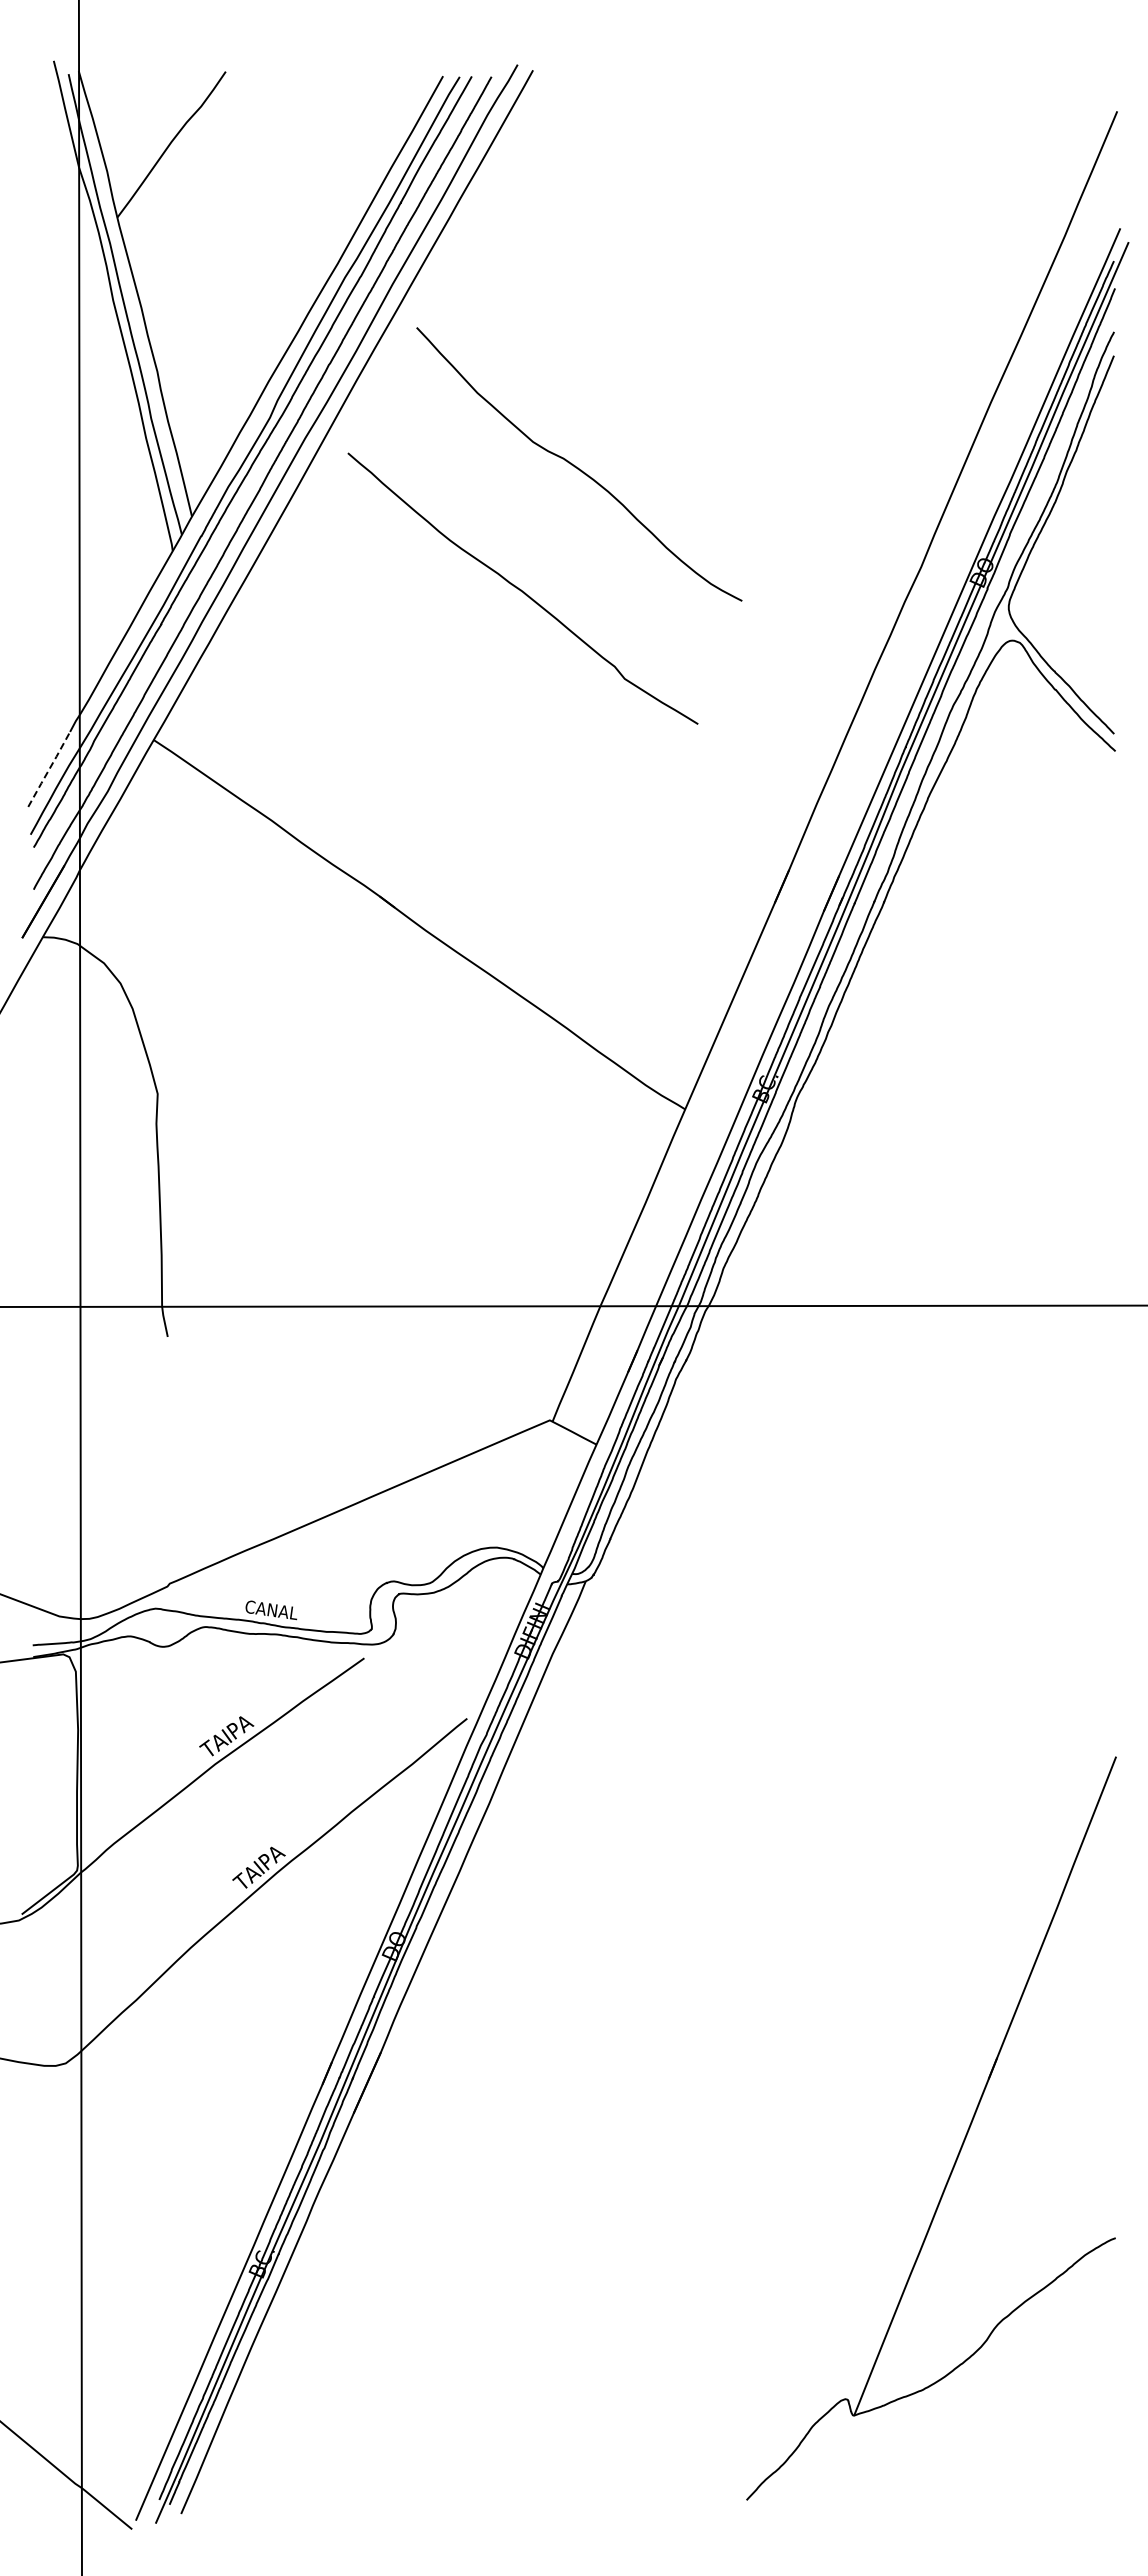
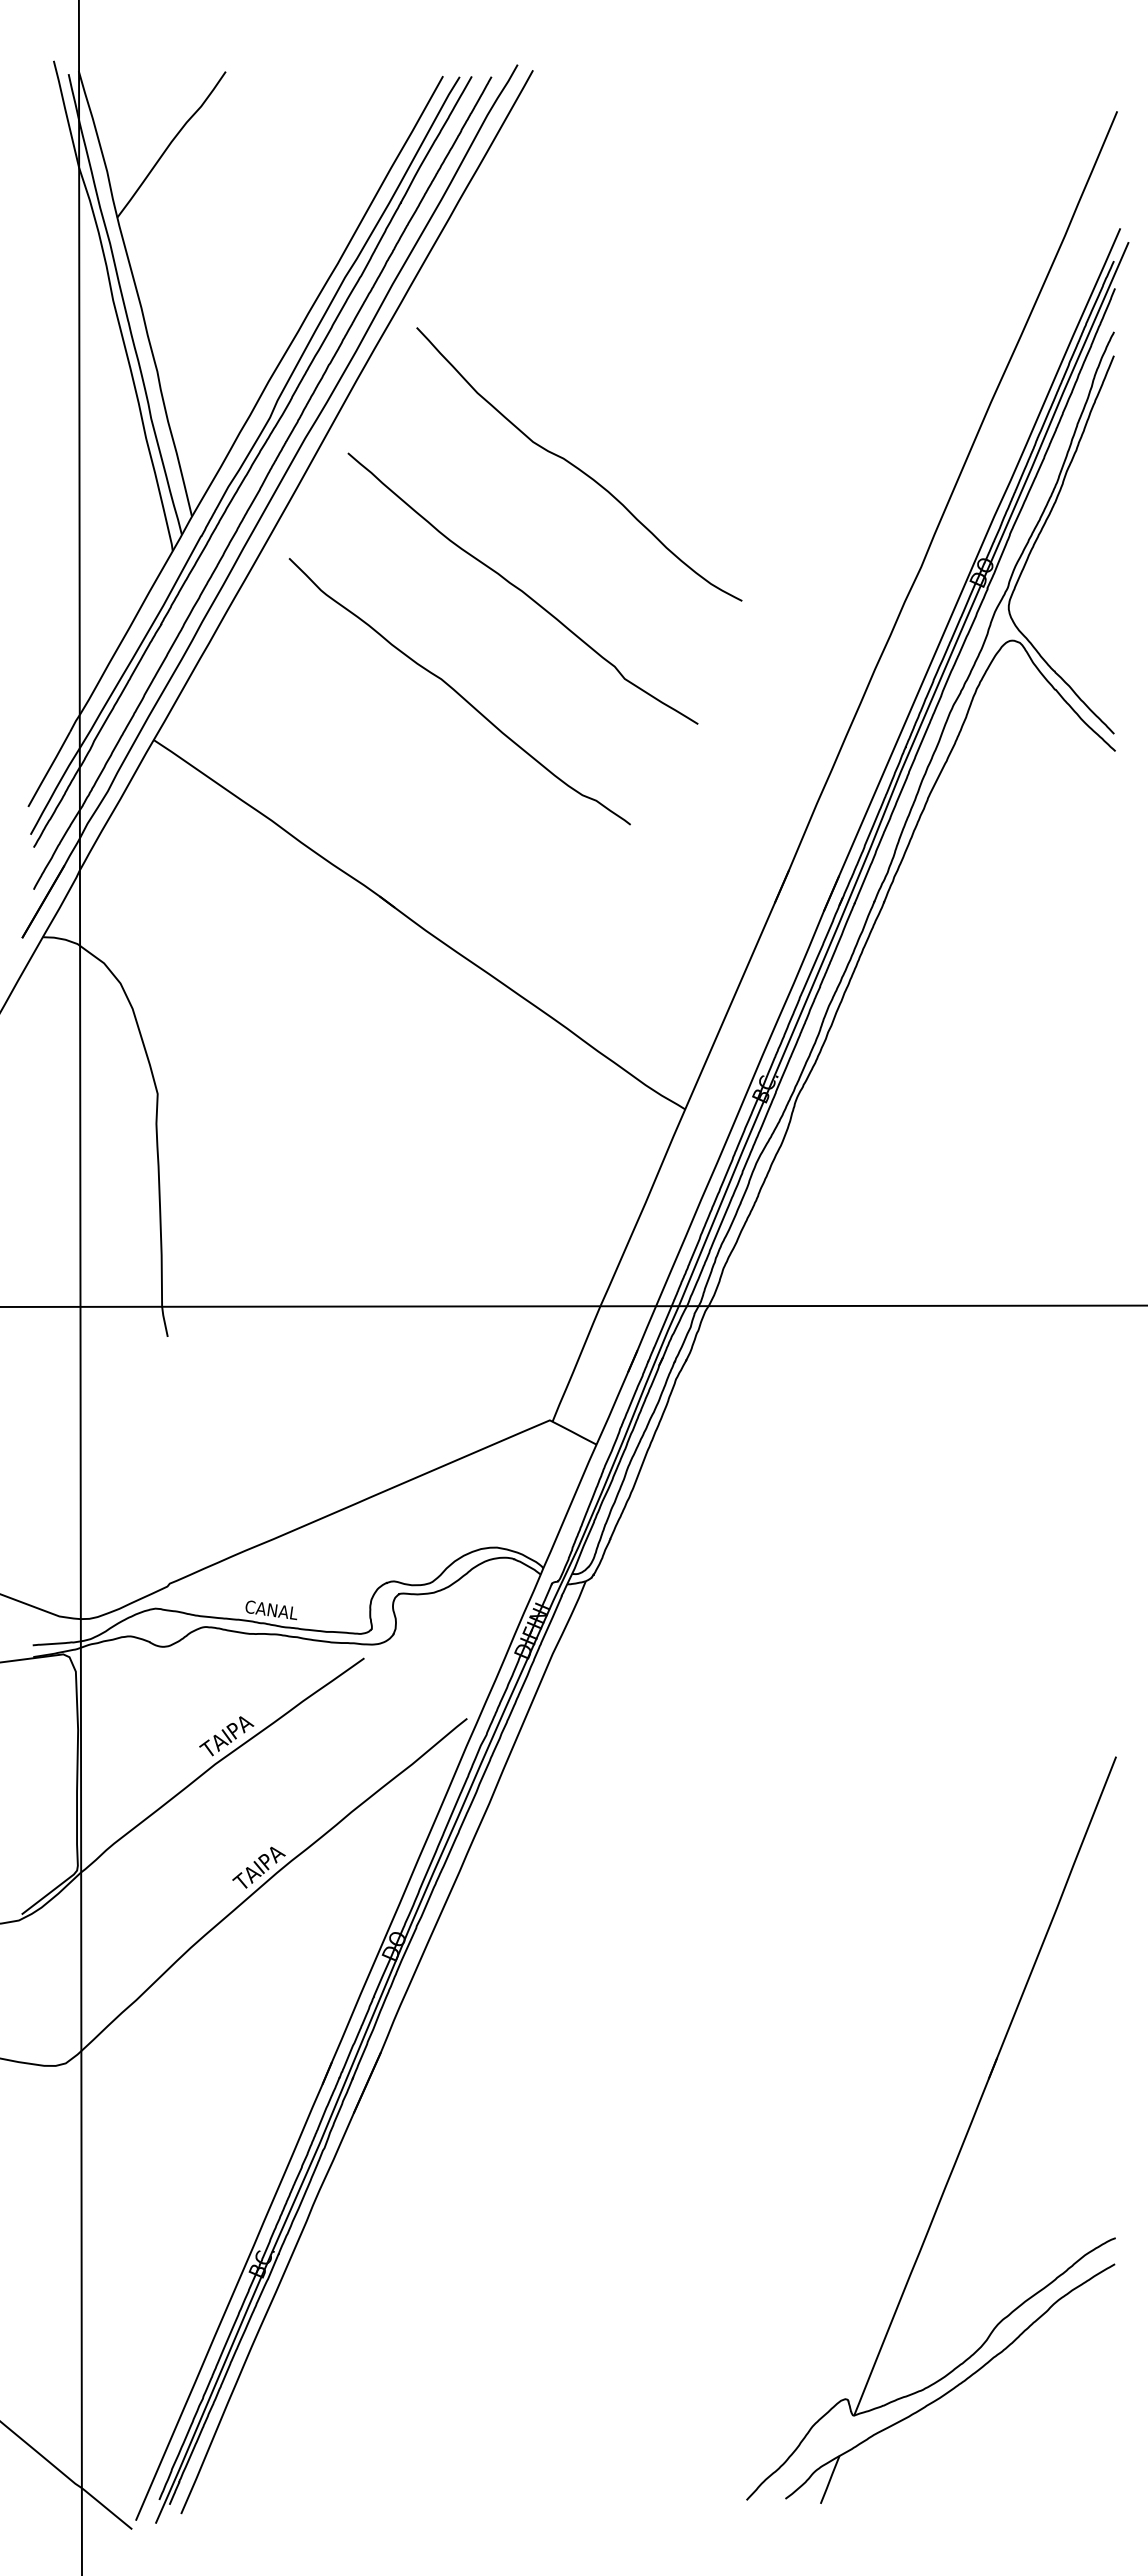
curve: none -> present (458, 692)
line: dashed -> solid (49, 768)
part: none -> present (950, 2383)
